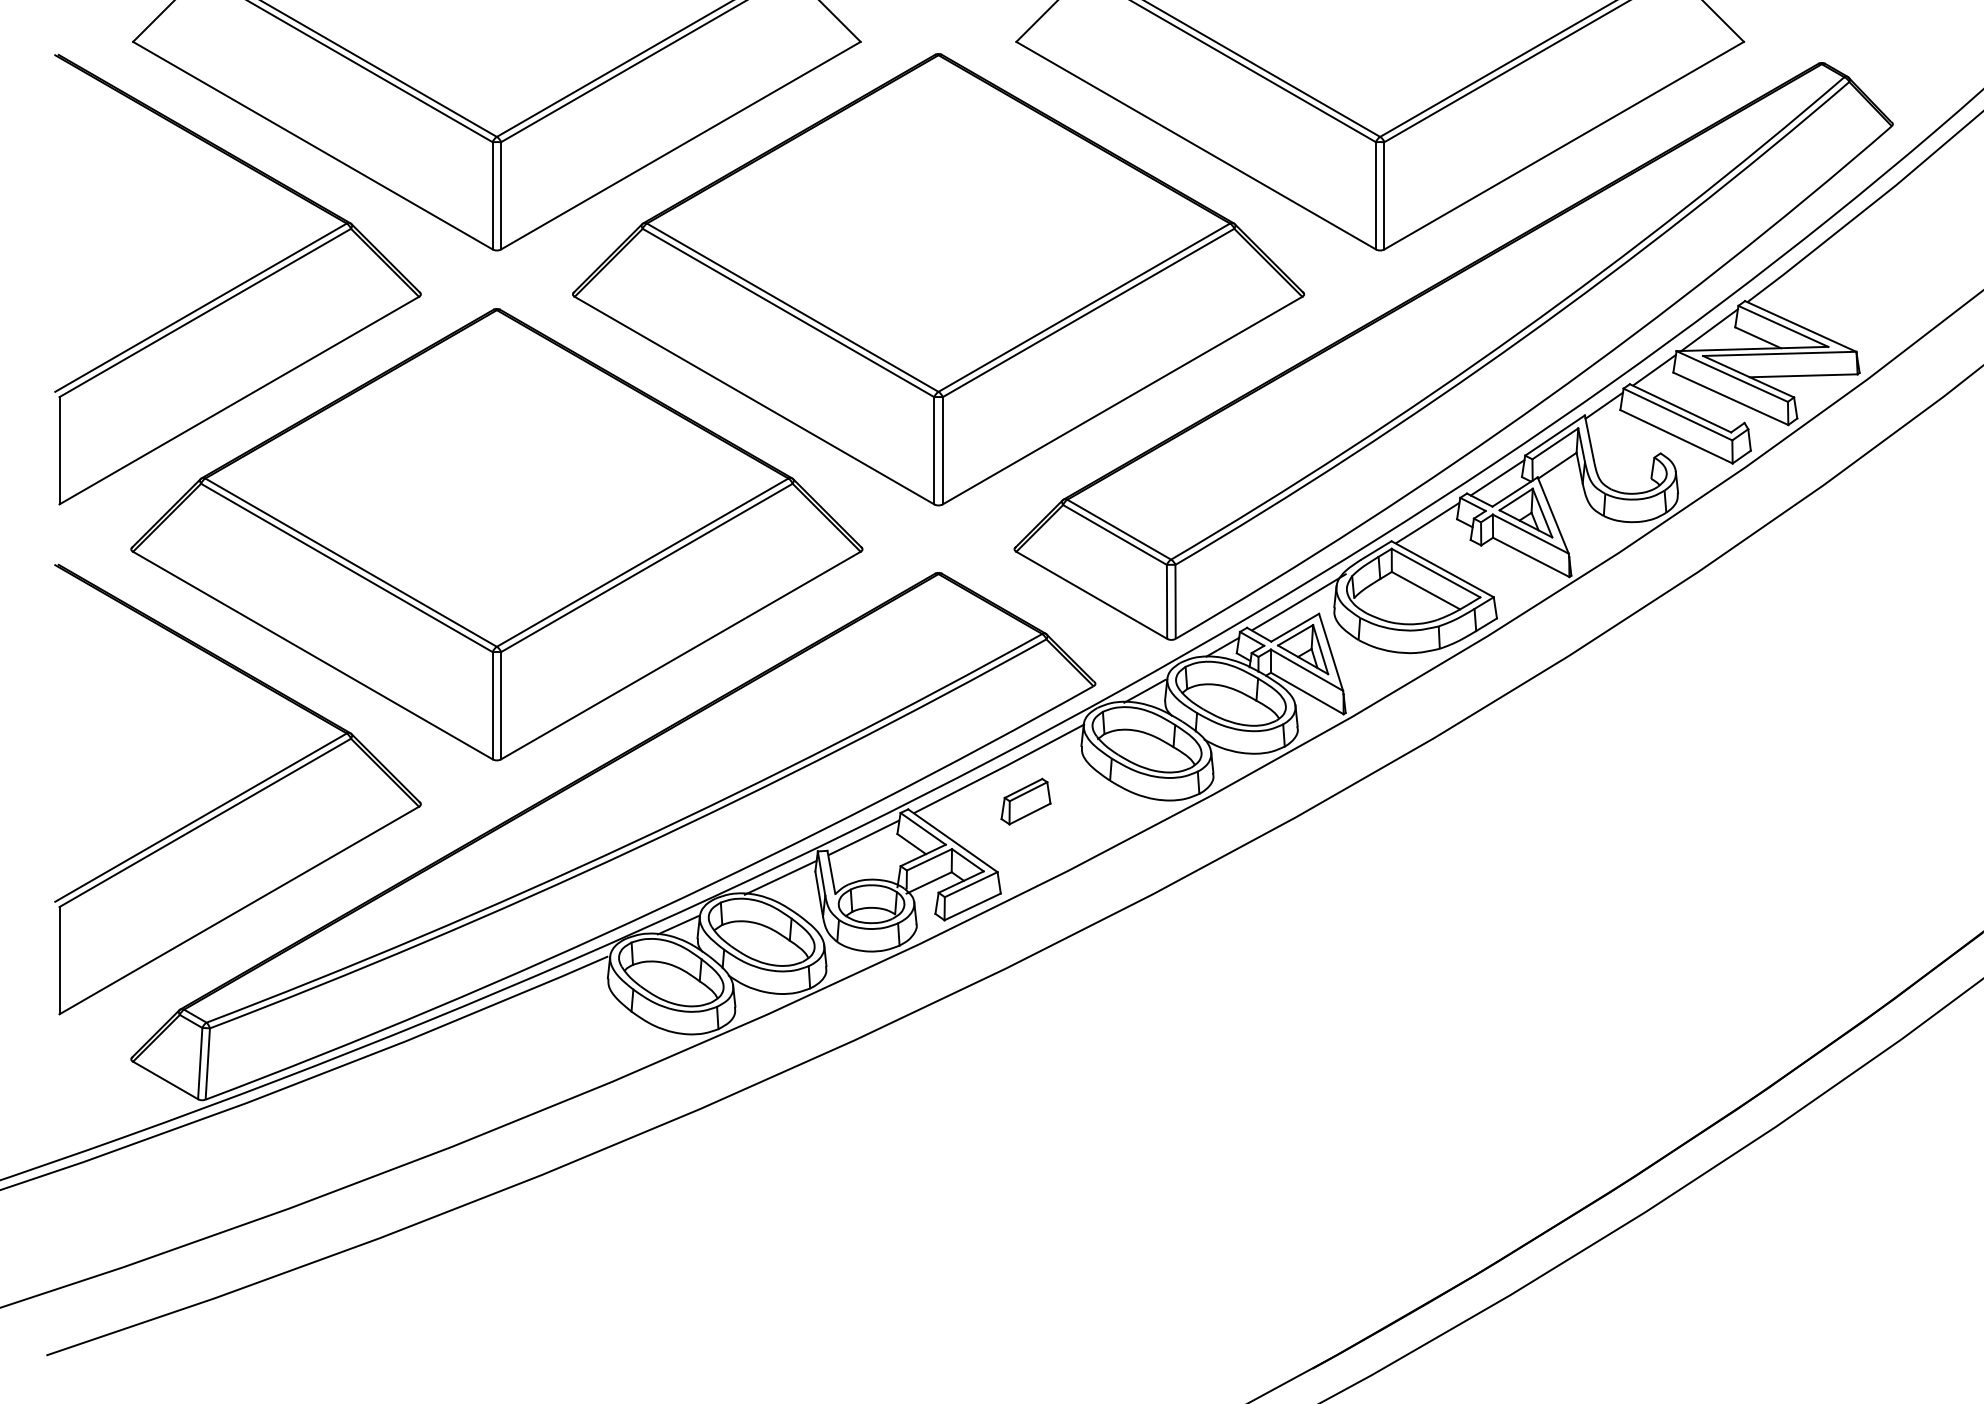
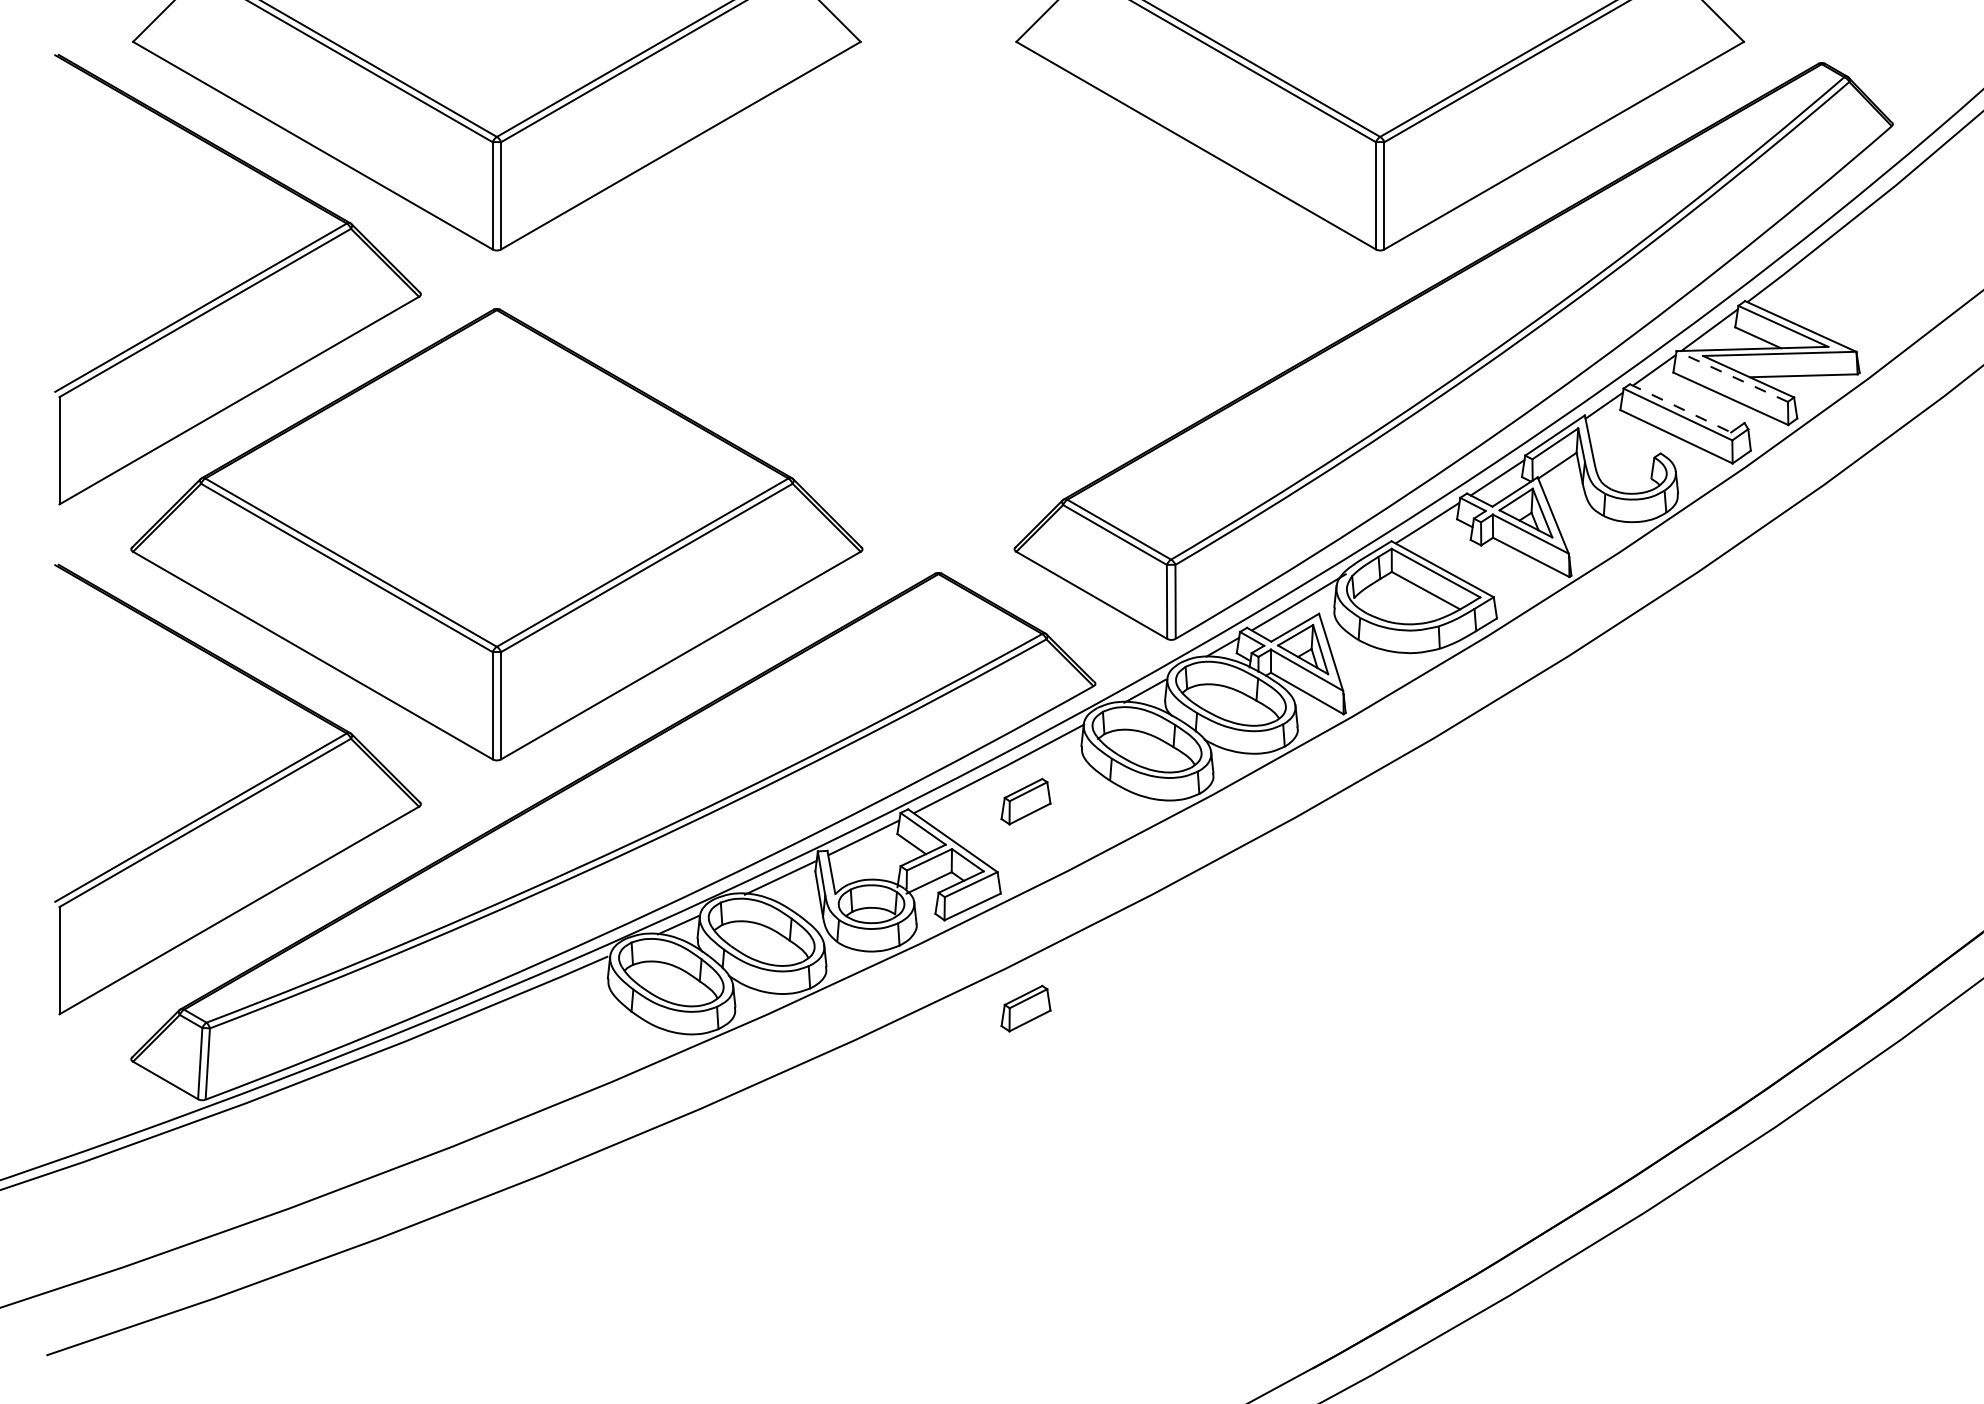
part: present -> none (938, 279)
line: solid -> dashed (1731, 376)
line: solid -> dashed (1680, 408)
part: none -> present (1025, 1008)
